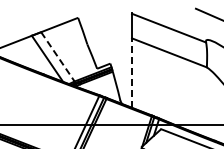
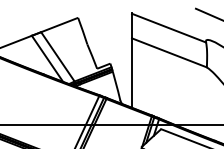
line: dashed -> solid (57, 56)
line: dashed -> solid (132, 73)
